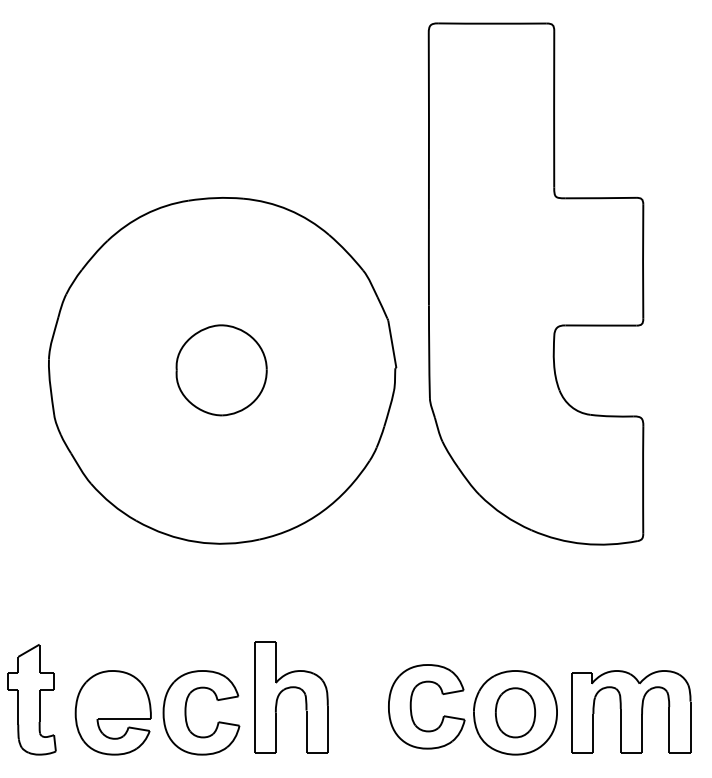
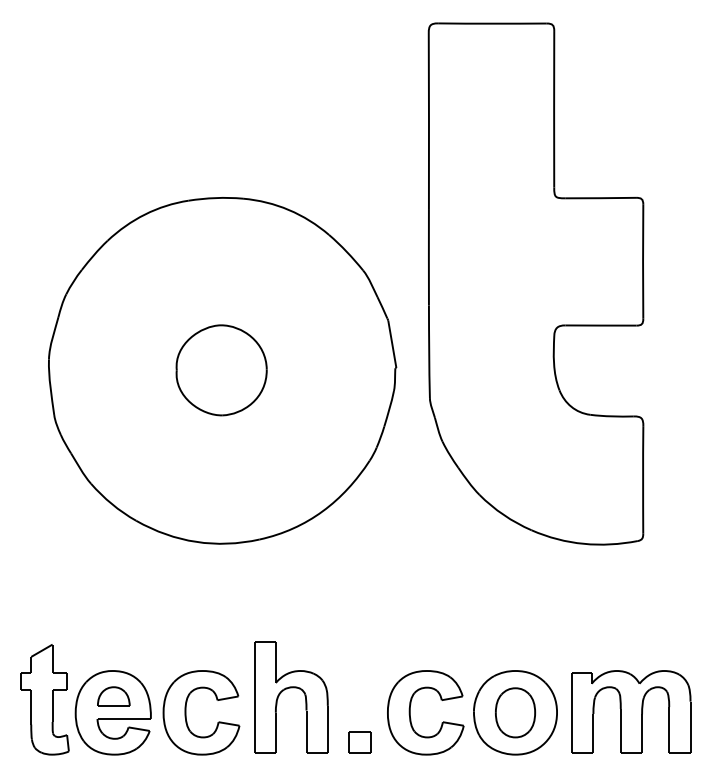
part: none -> present (113, 696)
part position: (31, 699) -> (44, 699) (44, 699)
part position: (411, 706) -> (410, 712) (410, 712)
part: none -> present (359, 742)
